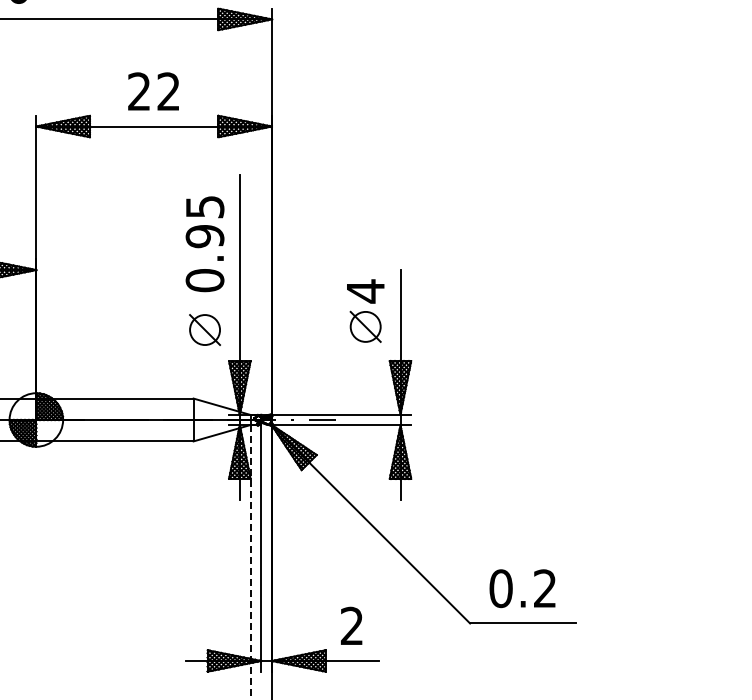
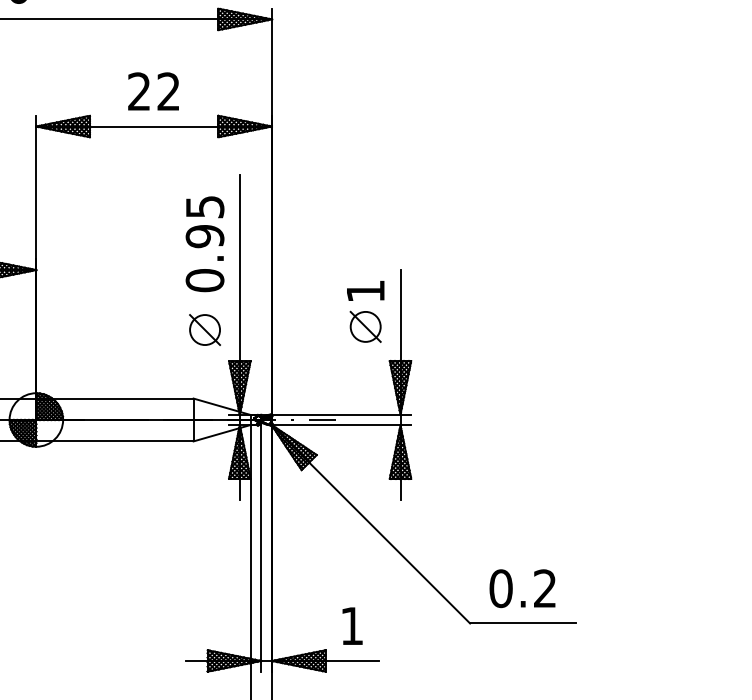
text: 4 -> 1 (365, 291)
line: dashed -> solid (250, 562)
text: 2 -> 1 (351, 625)
